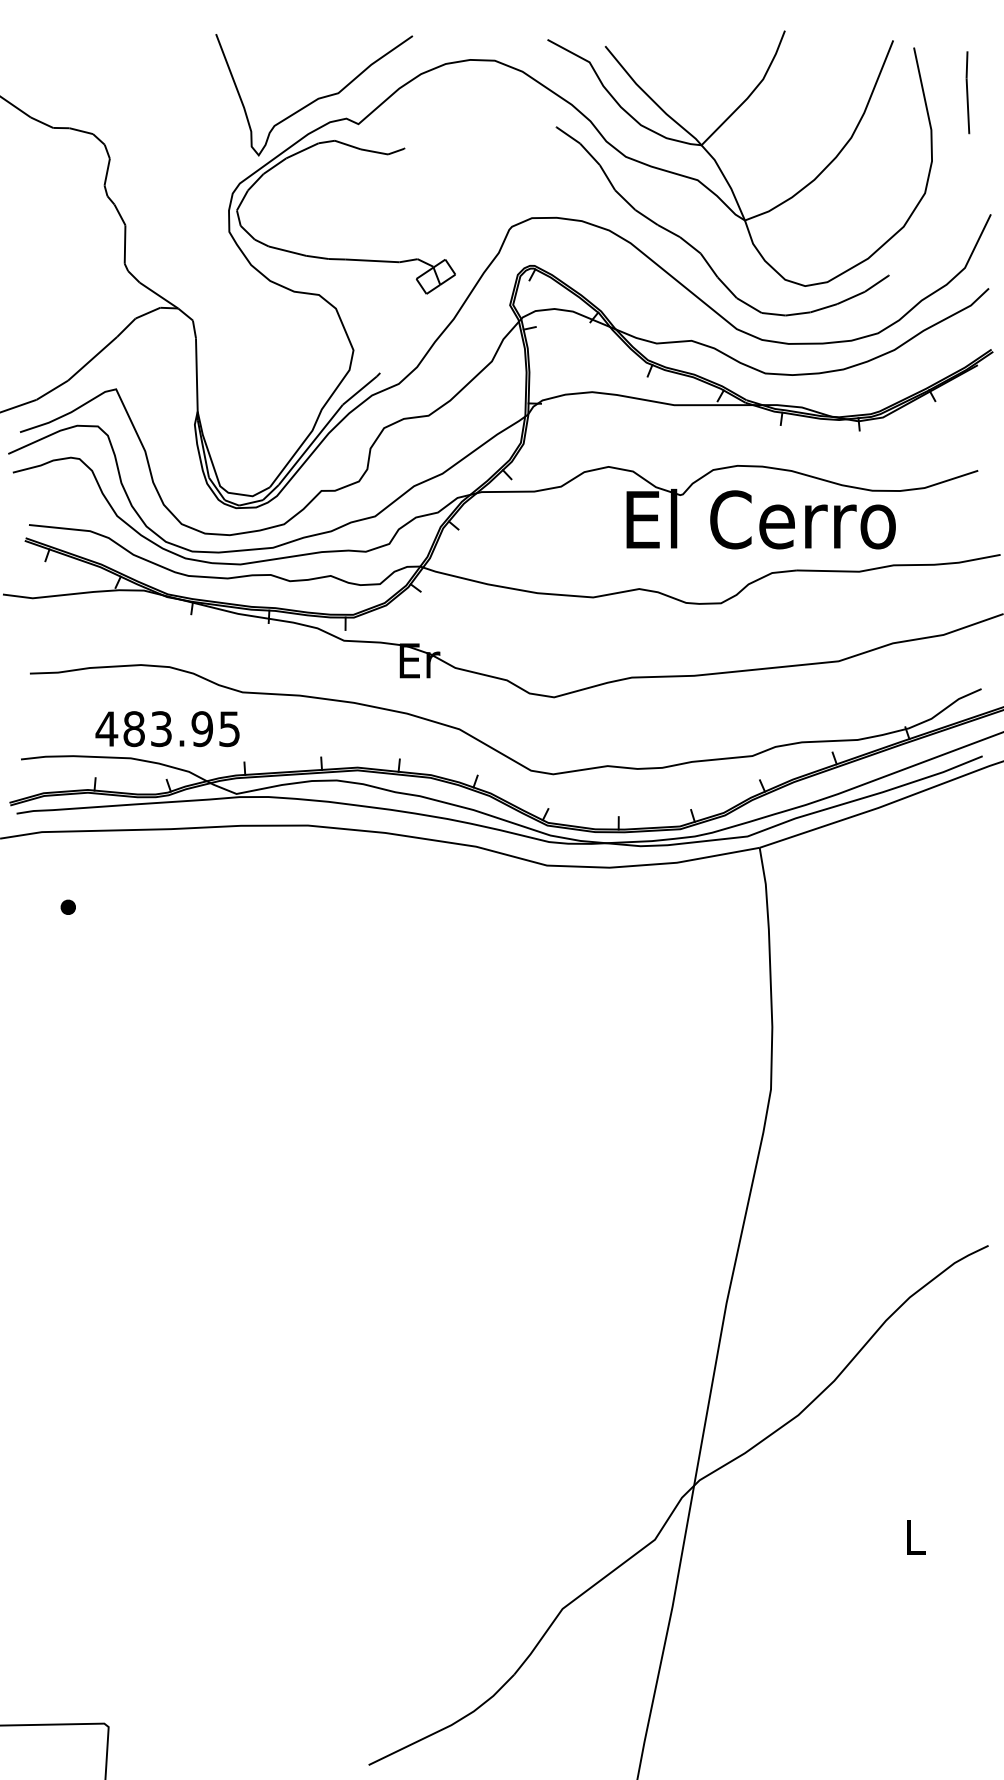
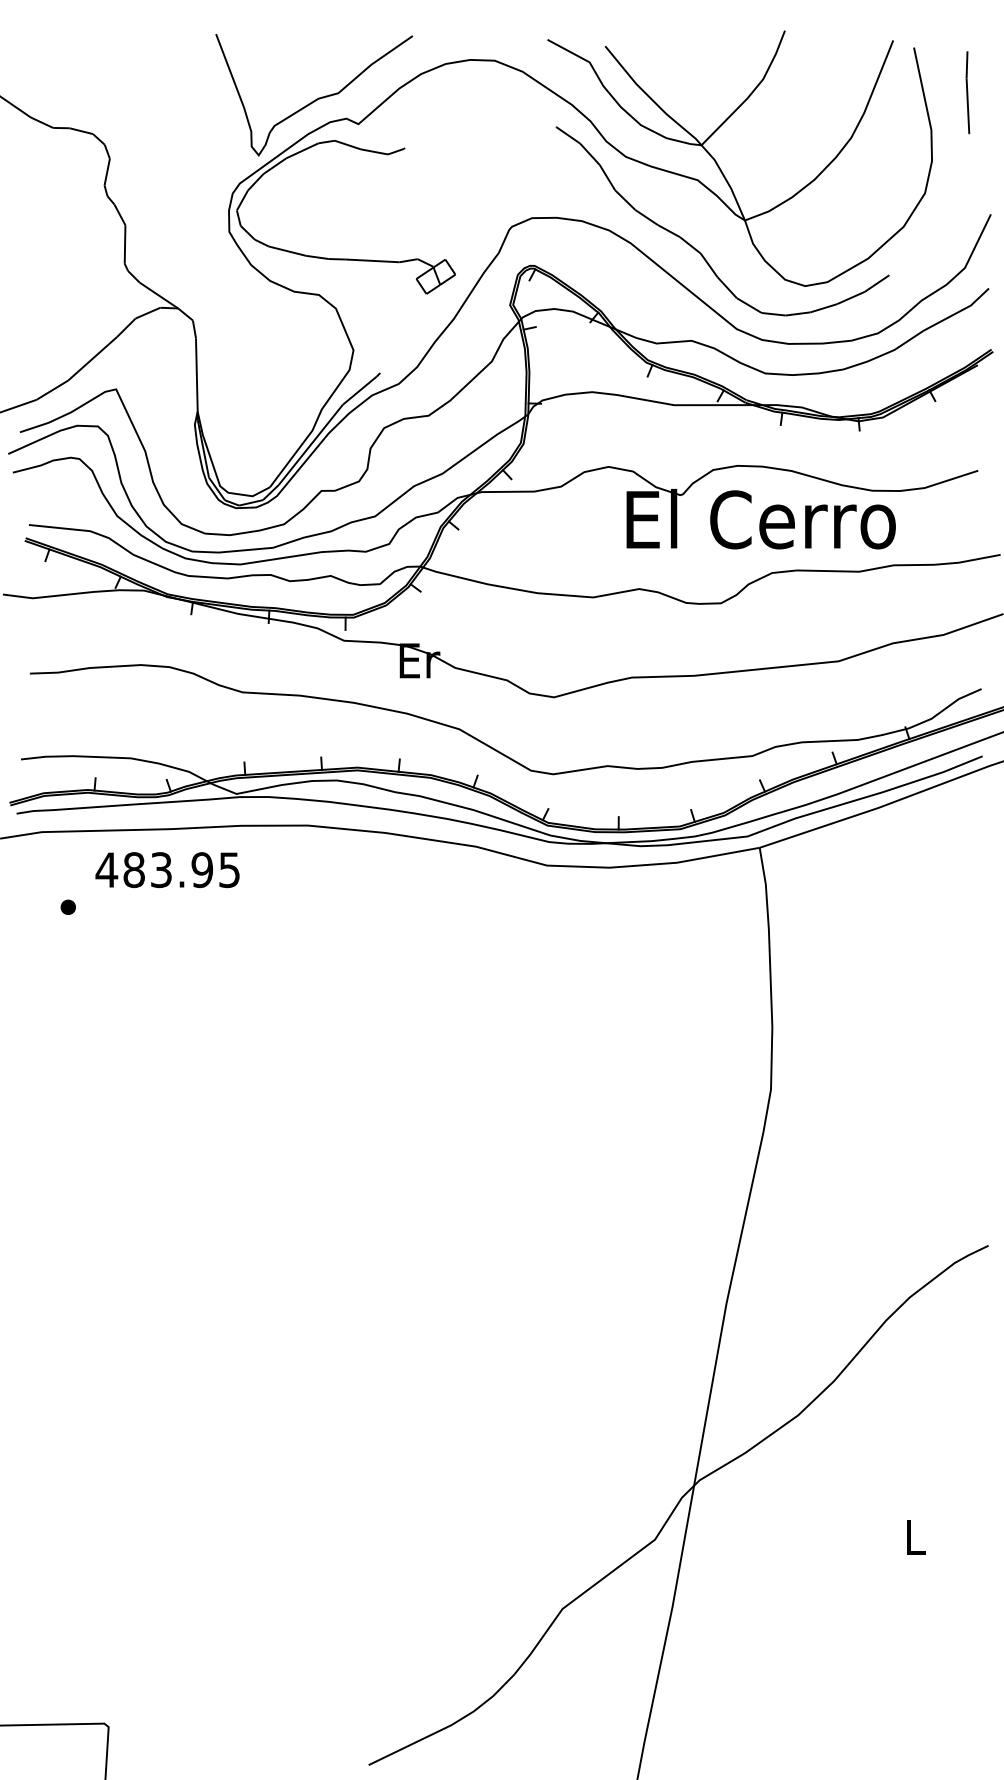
text position: (167, 729) -> (167, 870) (167, 870)
